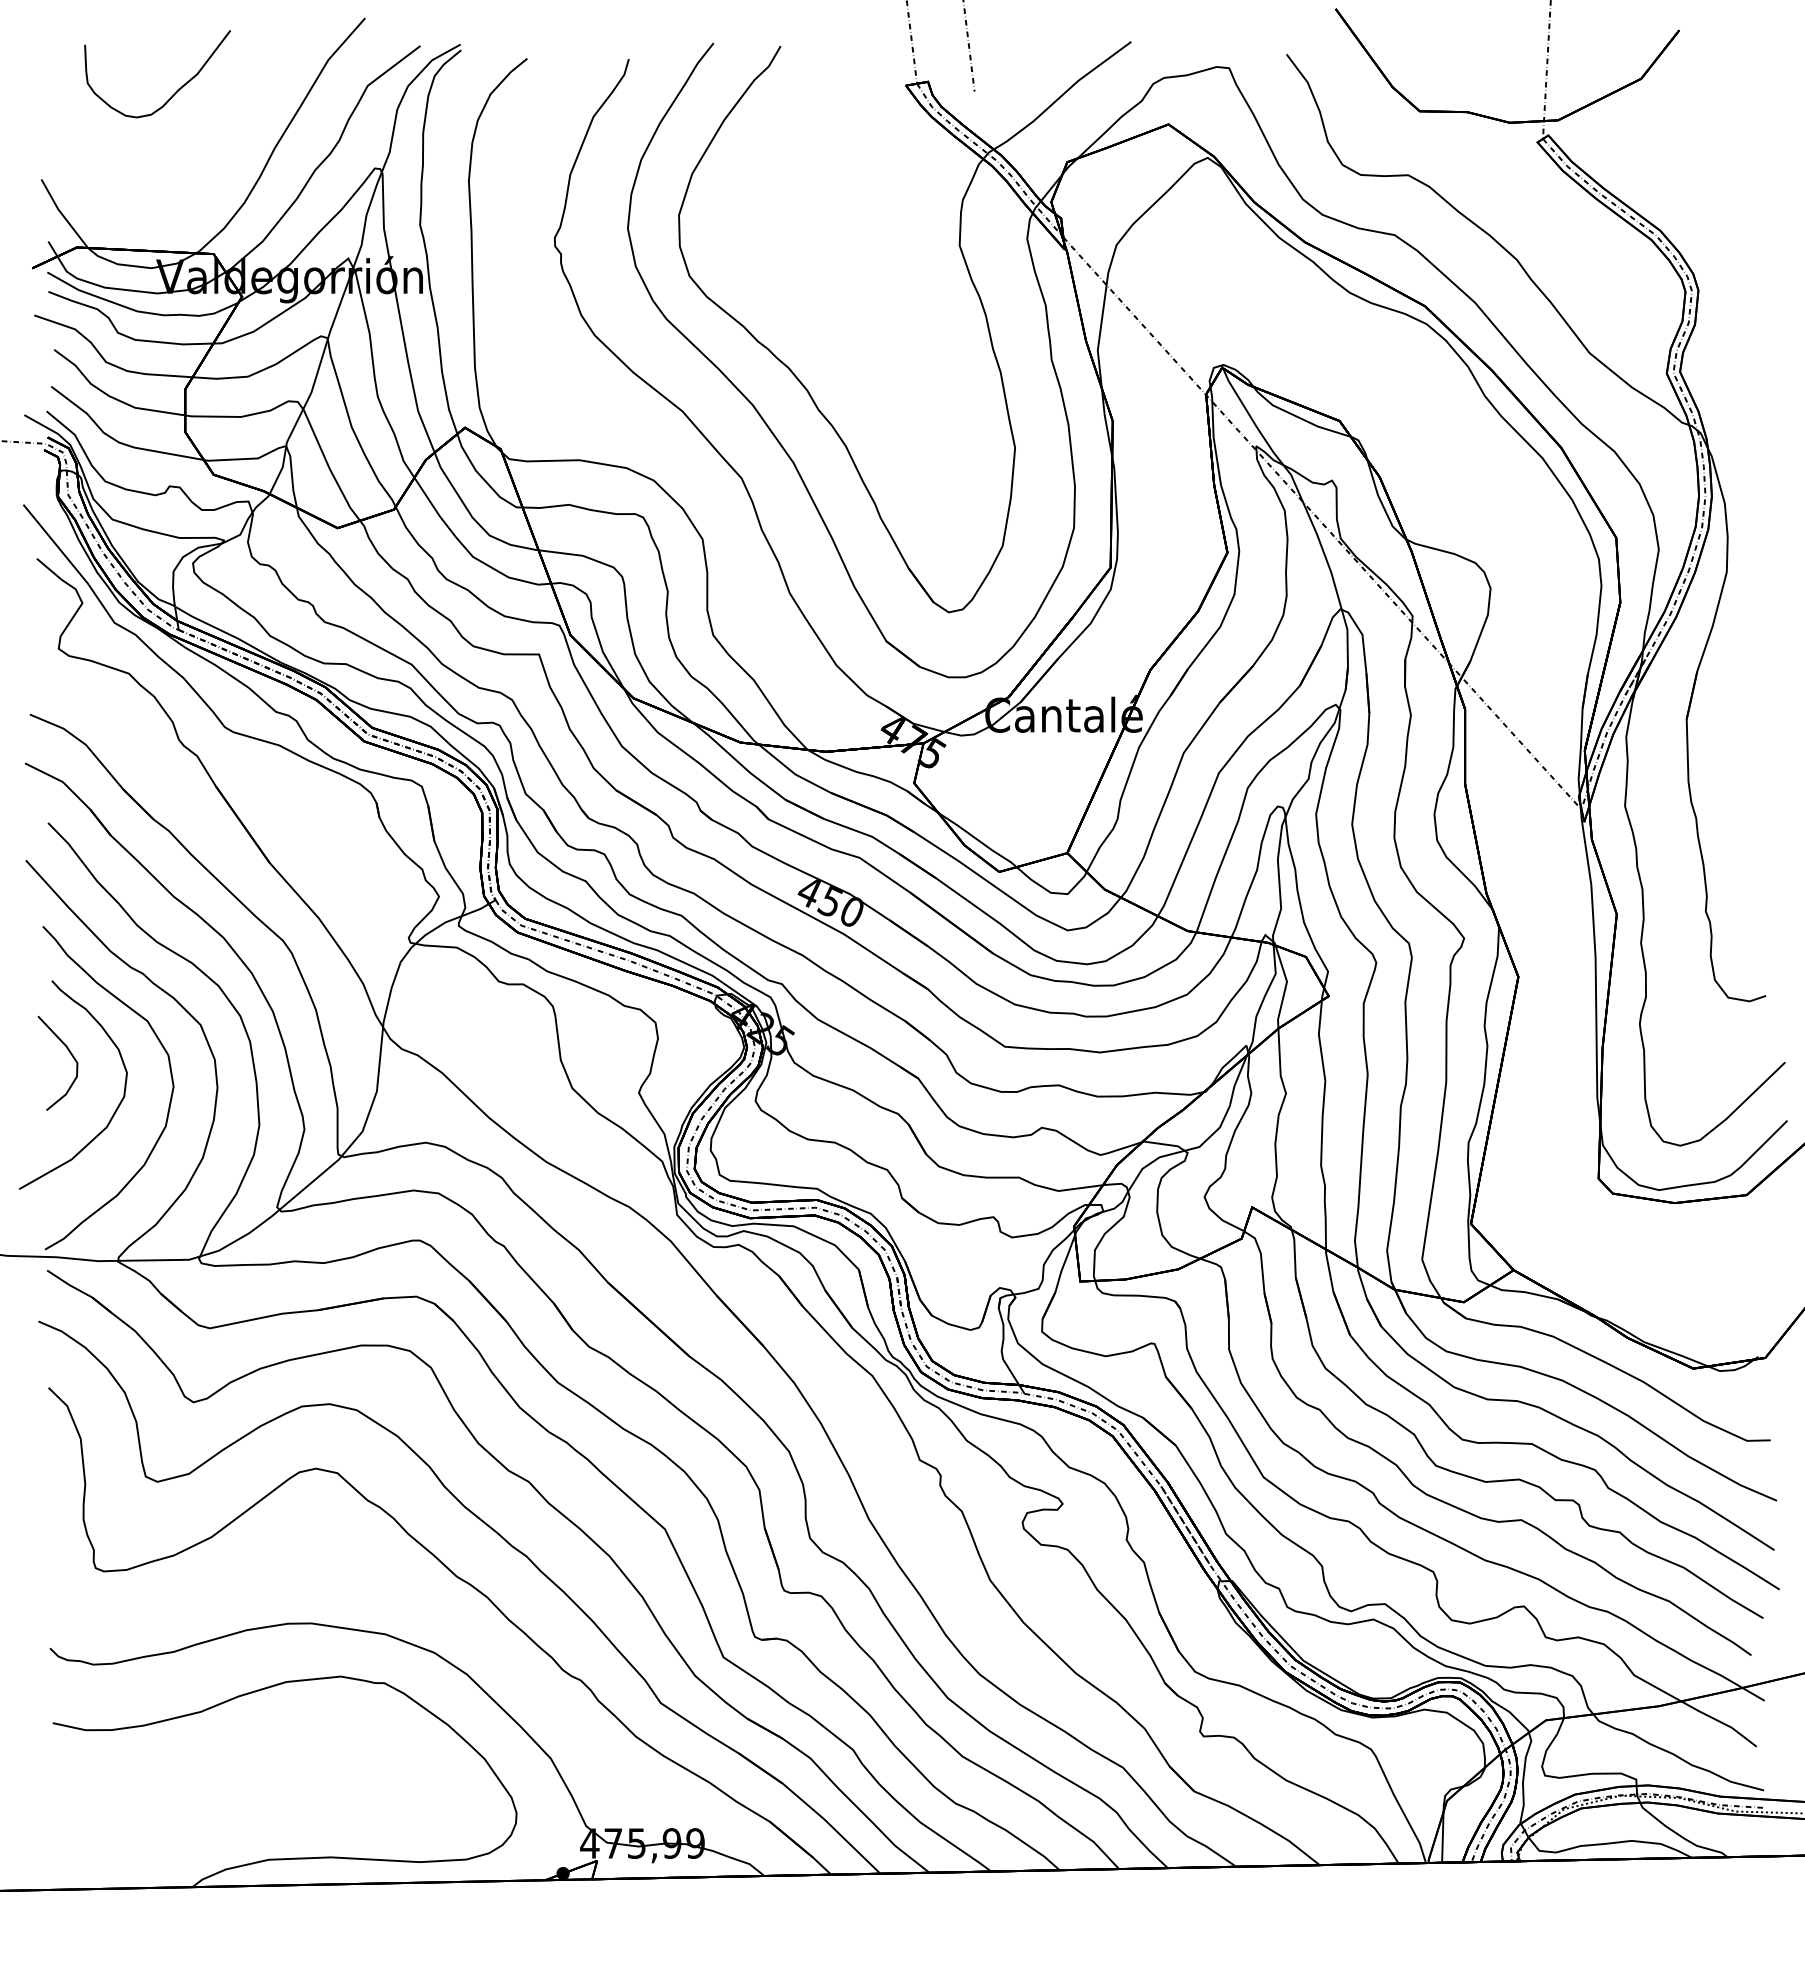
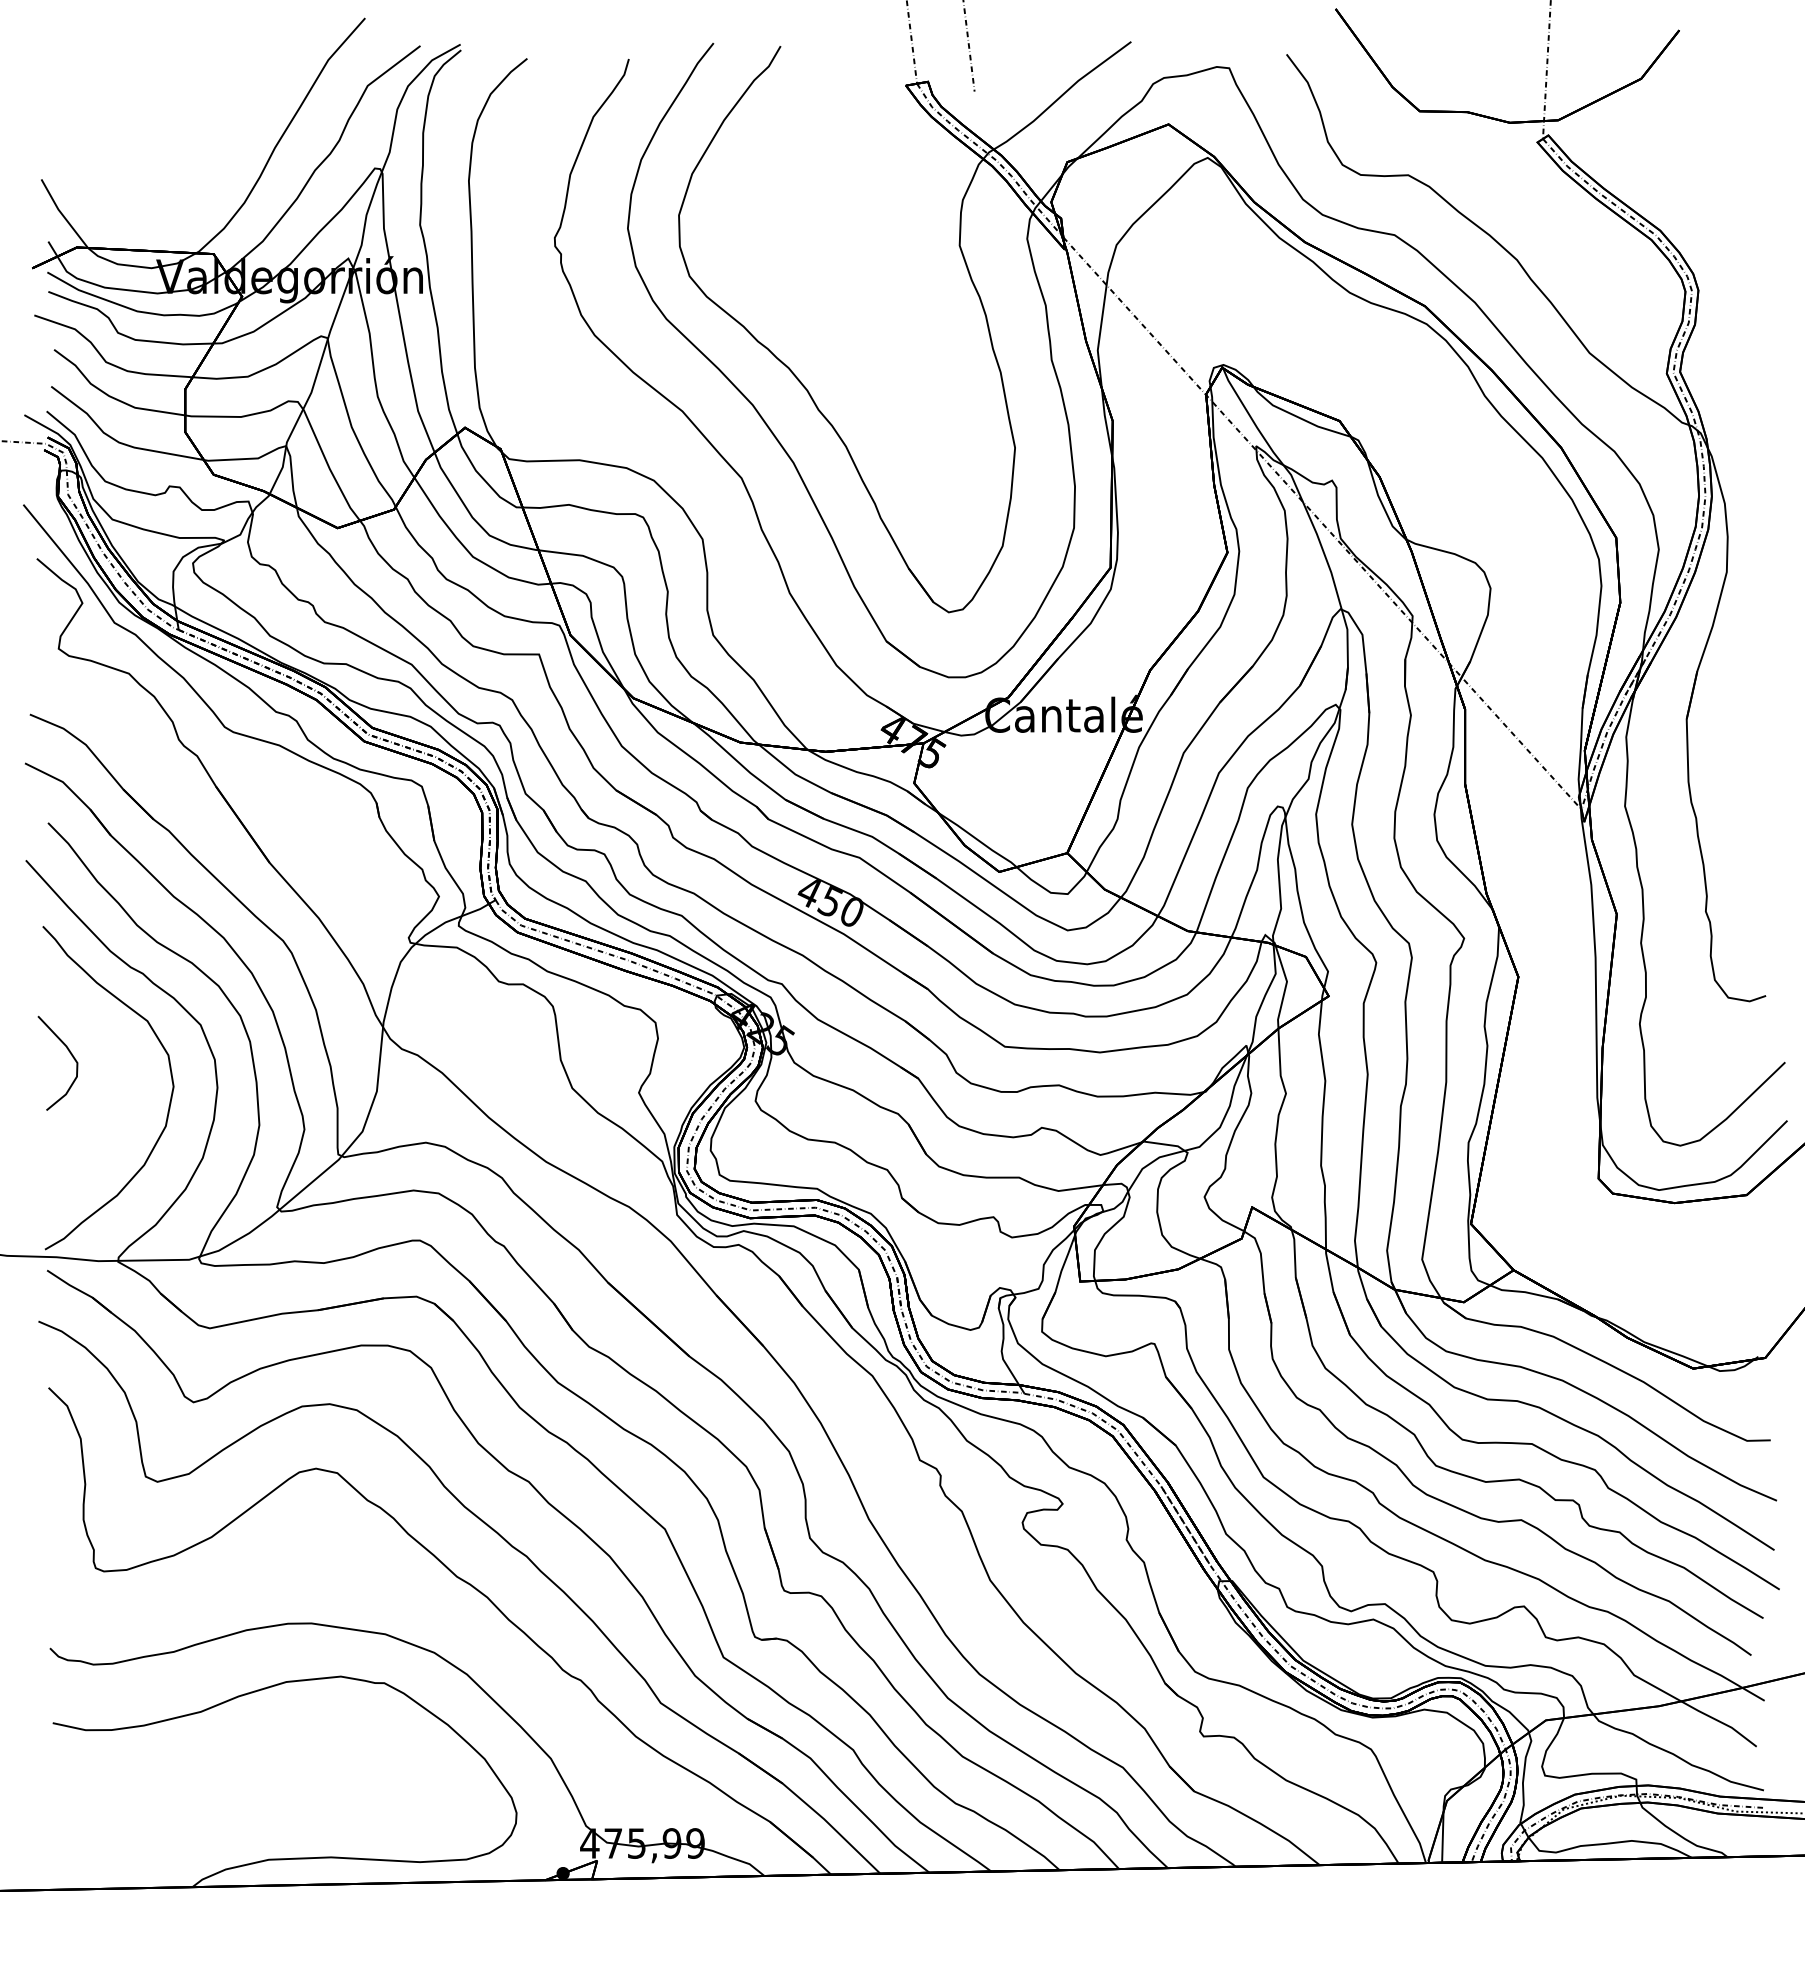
curve: present -> none (175, 91)
curve: present -> none (115, 1109)
